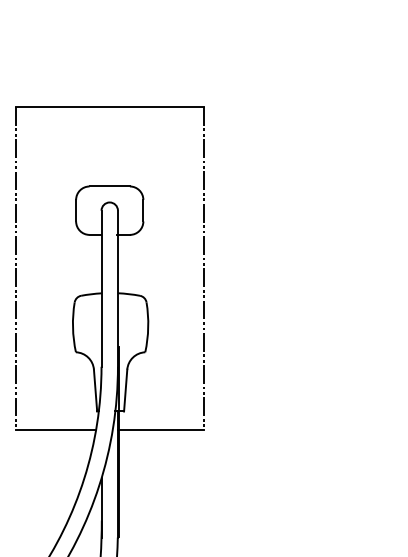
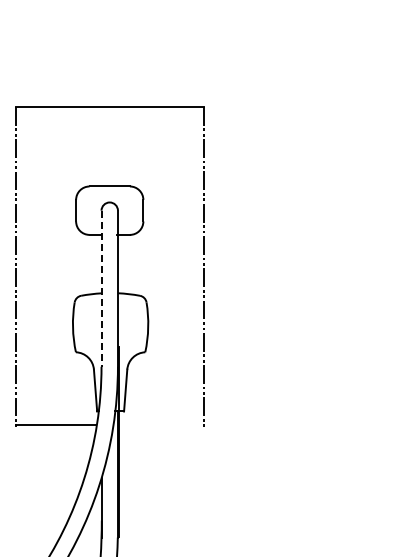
line: solid -> dashed (101, 289)
line position: (55, 429) -> (55, 424) (55, 424)
line: present -> none (160, 429)
